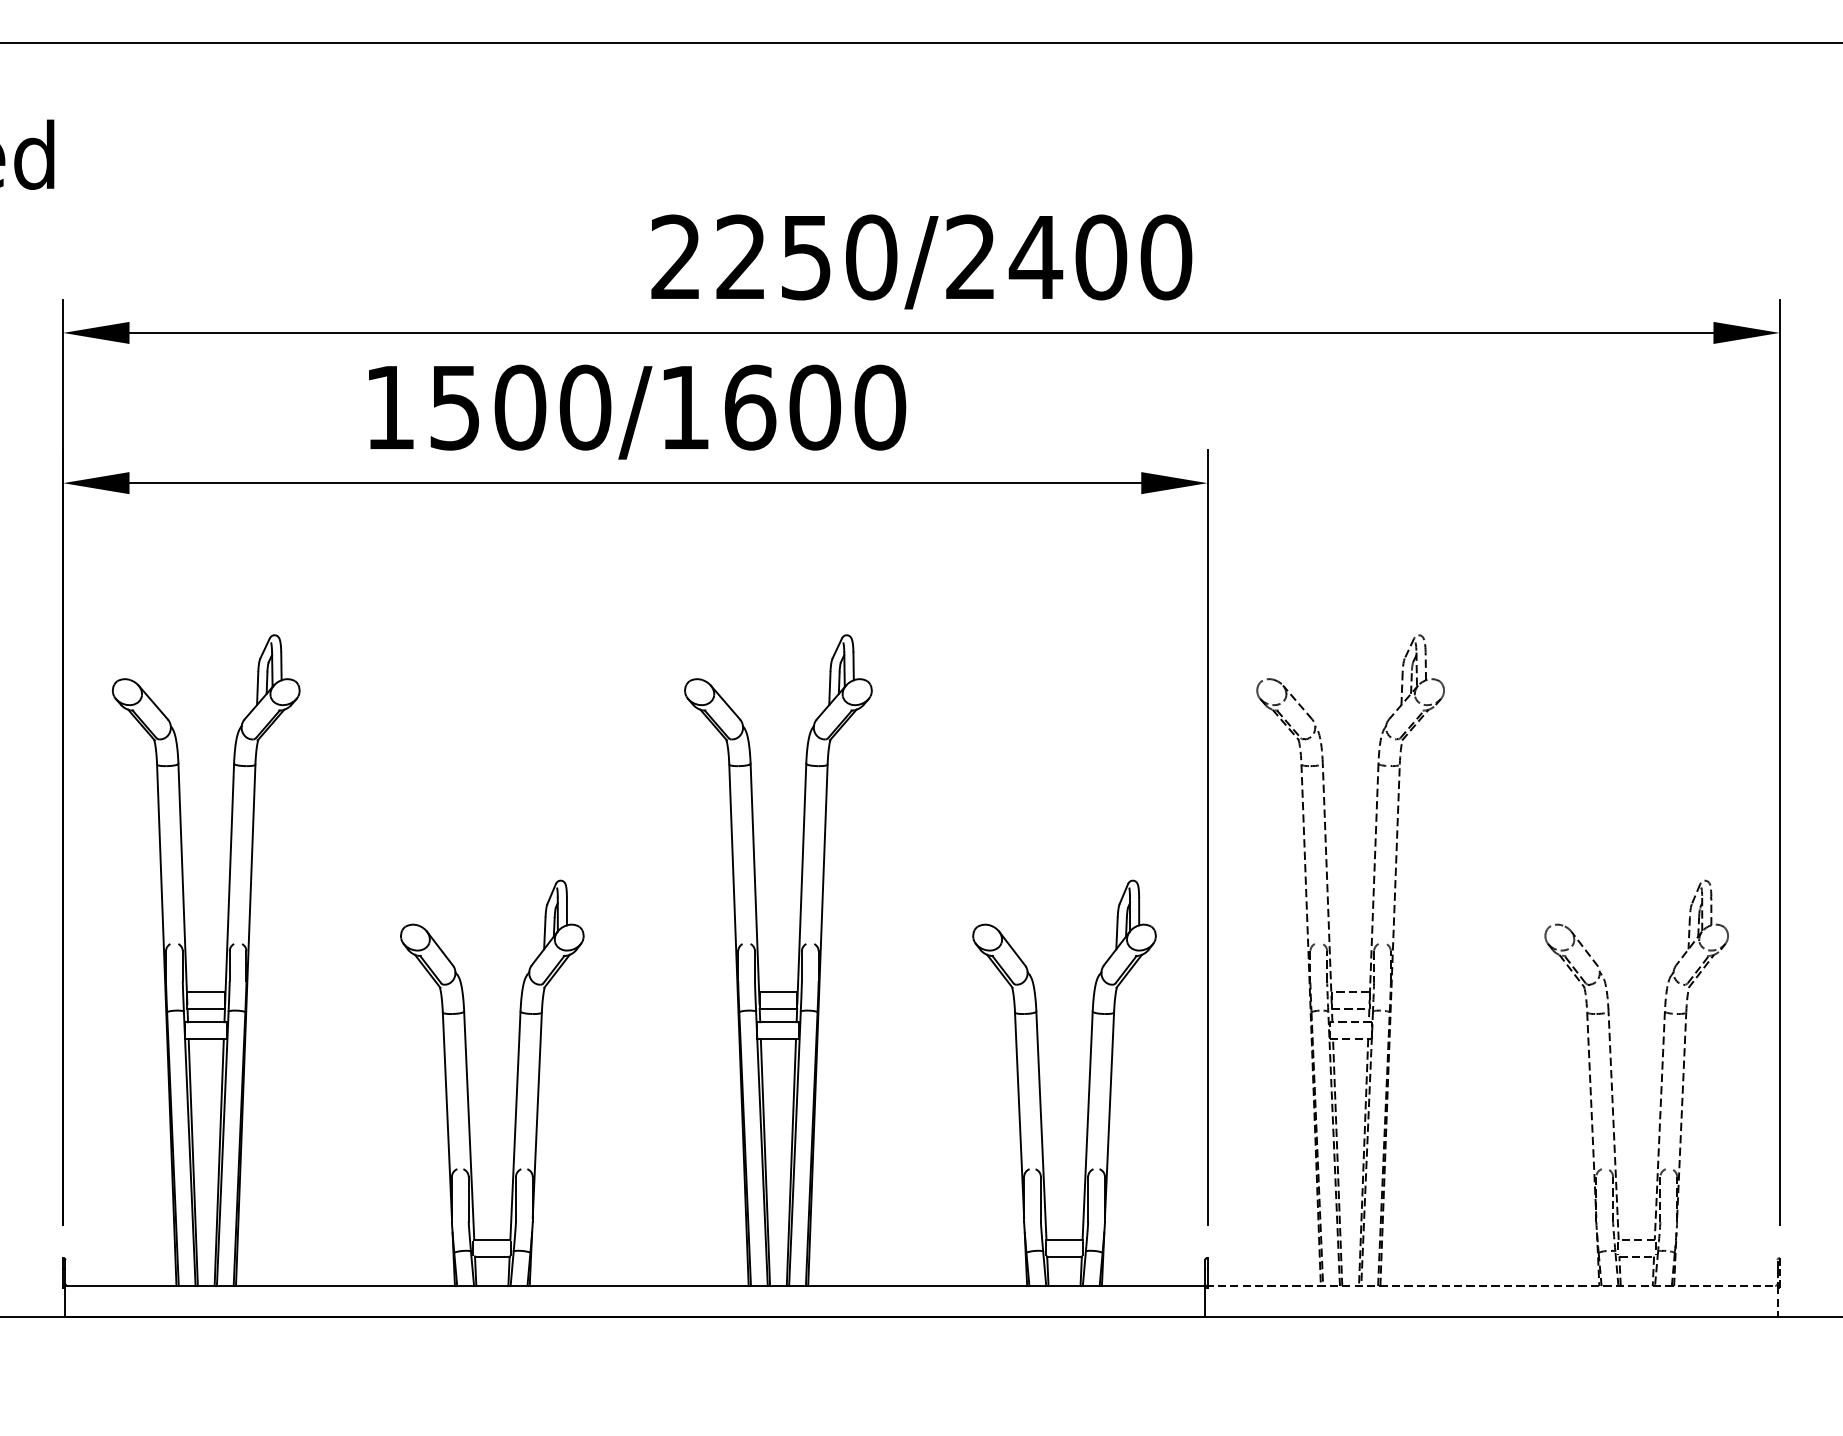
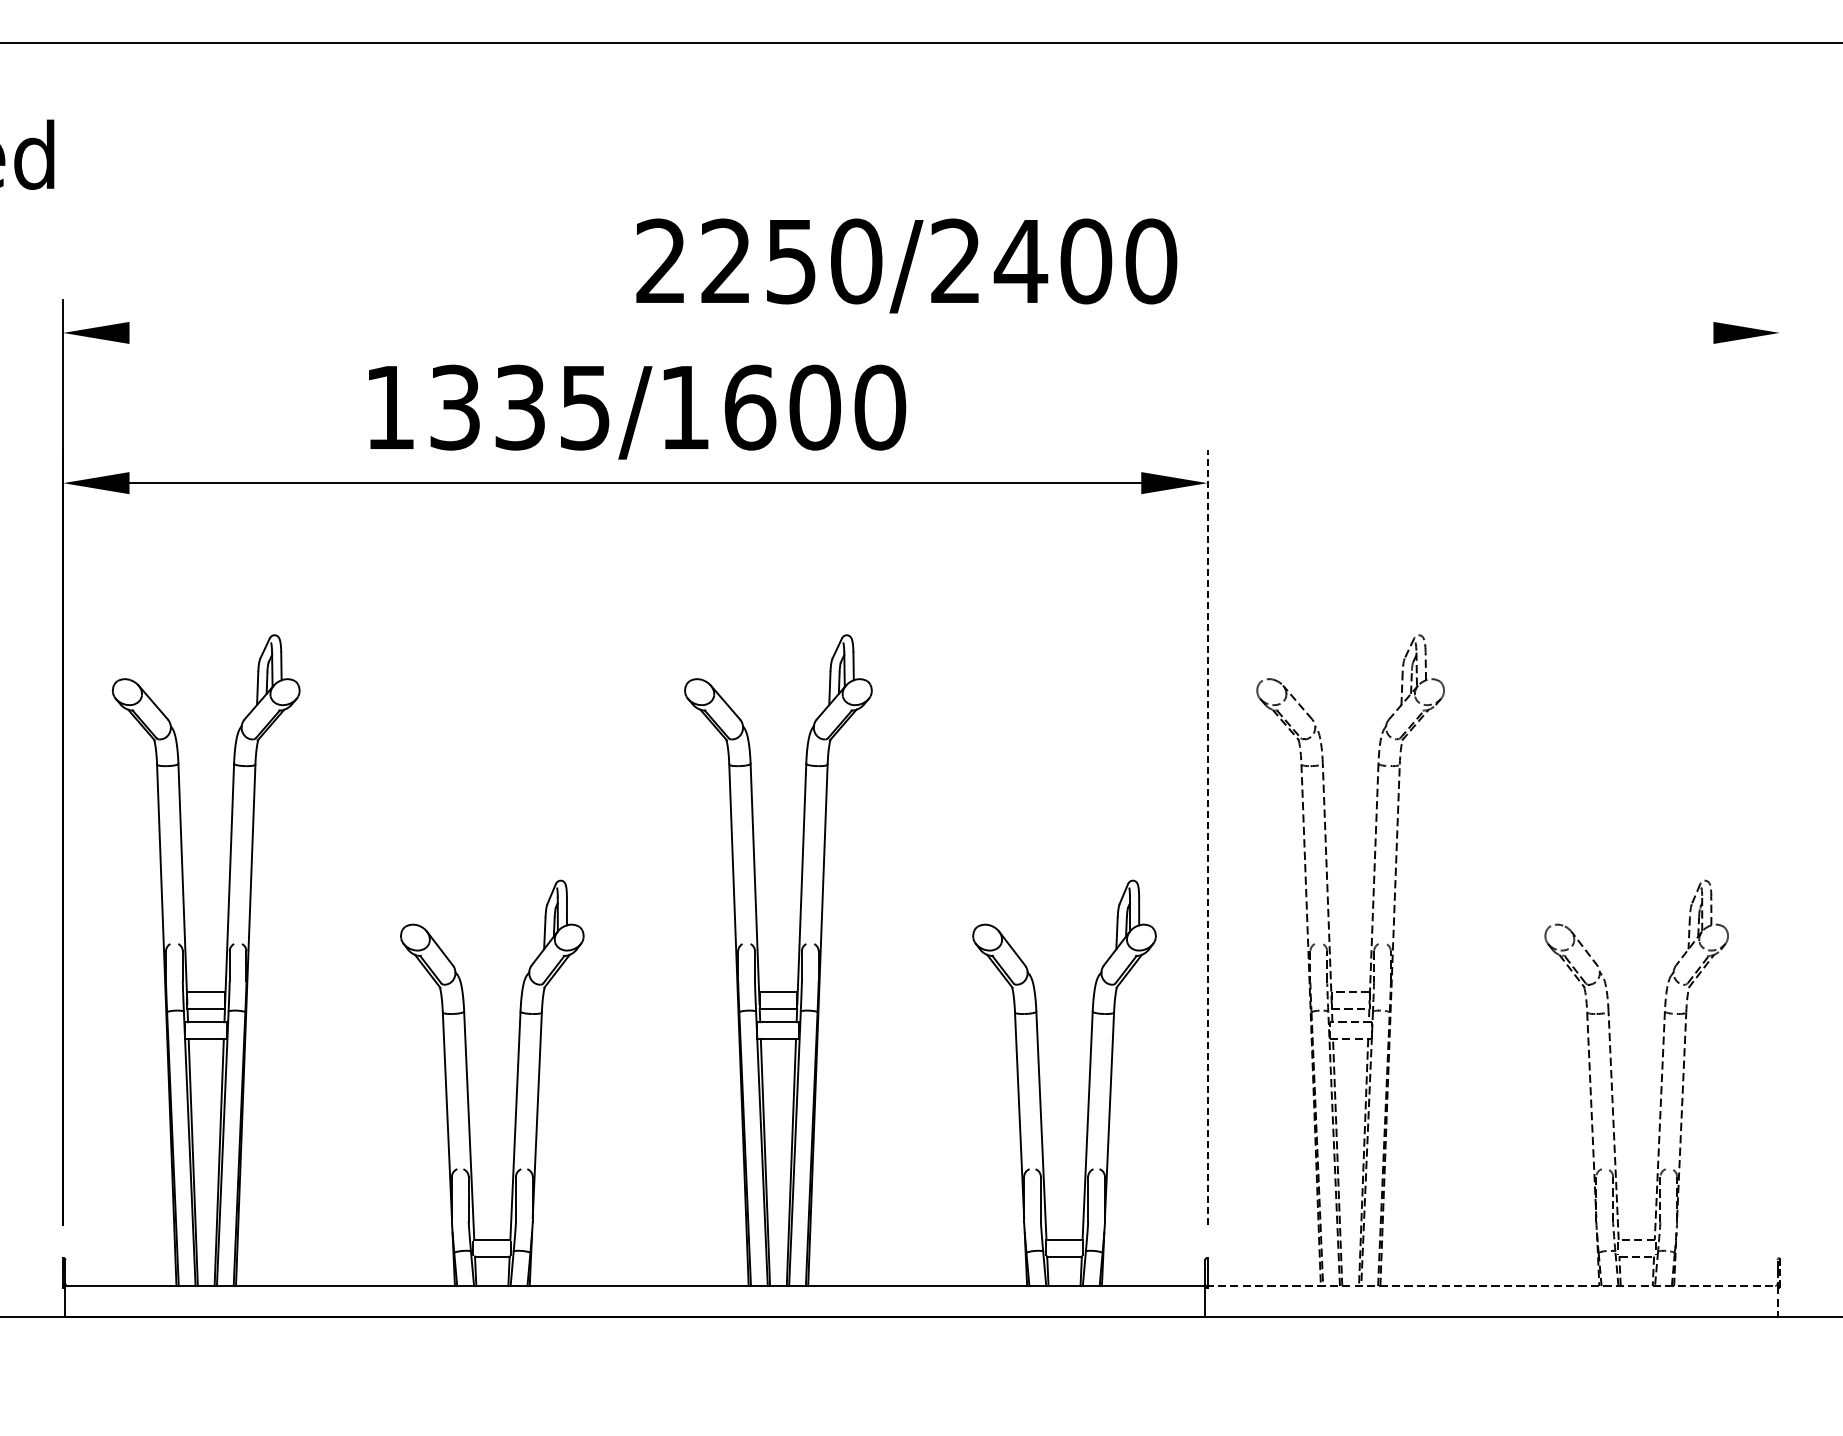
text position: (921, 261) -> (906, 265) (906, 265)
line: present -> none (921, 332)
text: 1500/1600 -> 1335/1600 (520, 407)
line: present -> none (1779, 761)
line: solid -> dashed (1207, 836)
